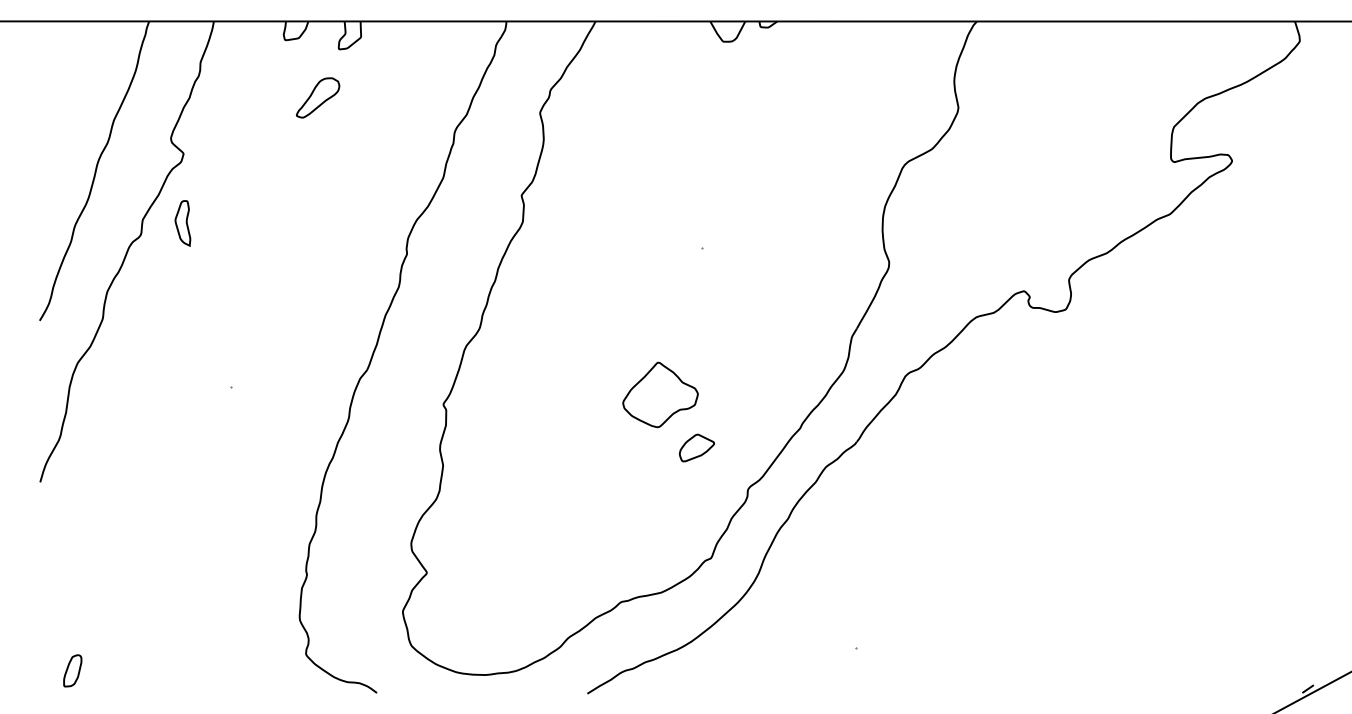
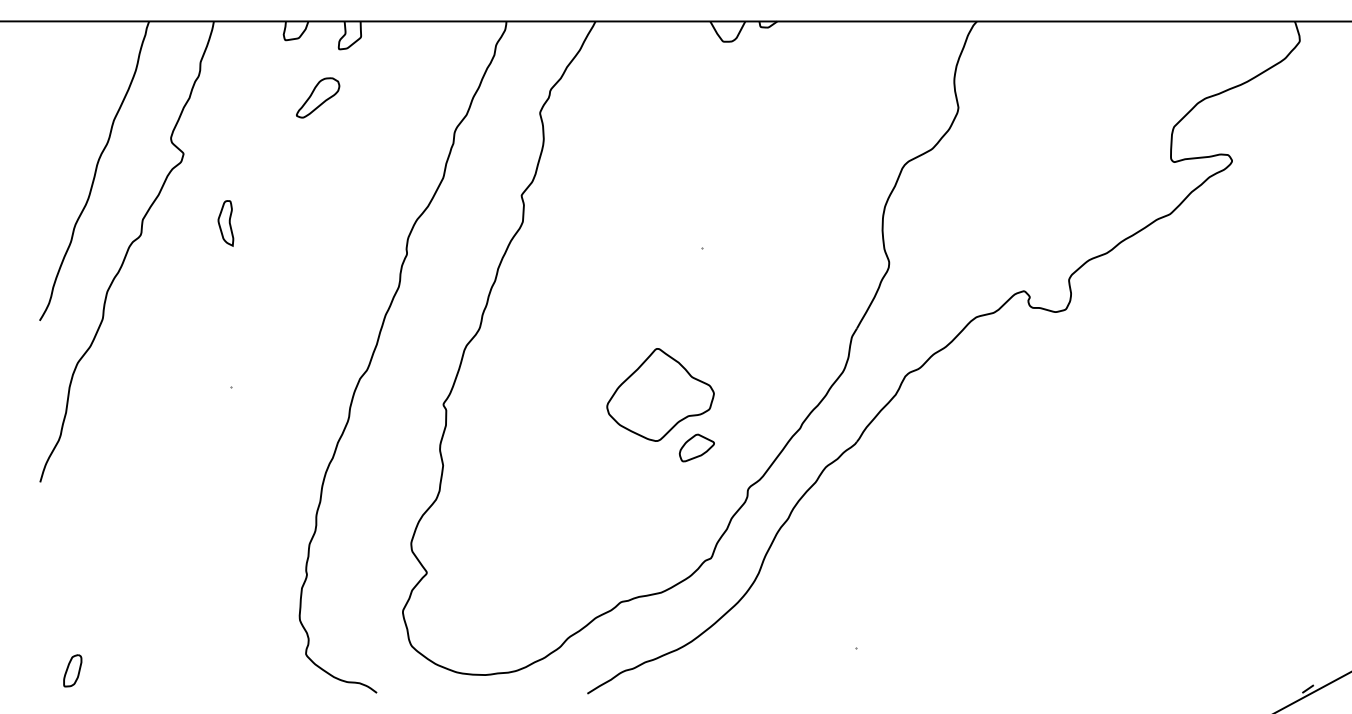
part position: (182, 223) -> (225, 223) (225, 223)
part size: 77x68 px -> 109x94 px (660, 394)
